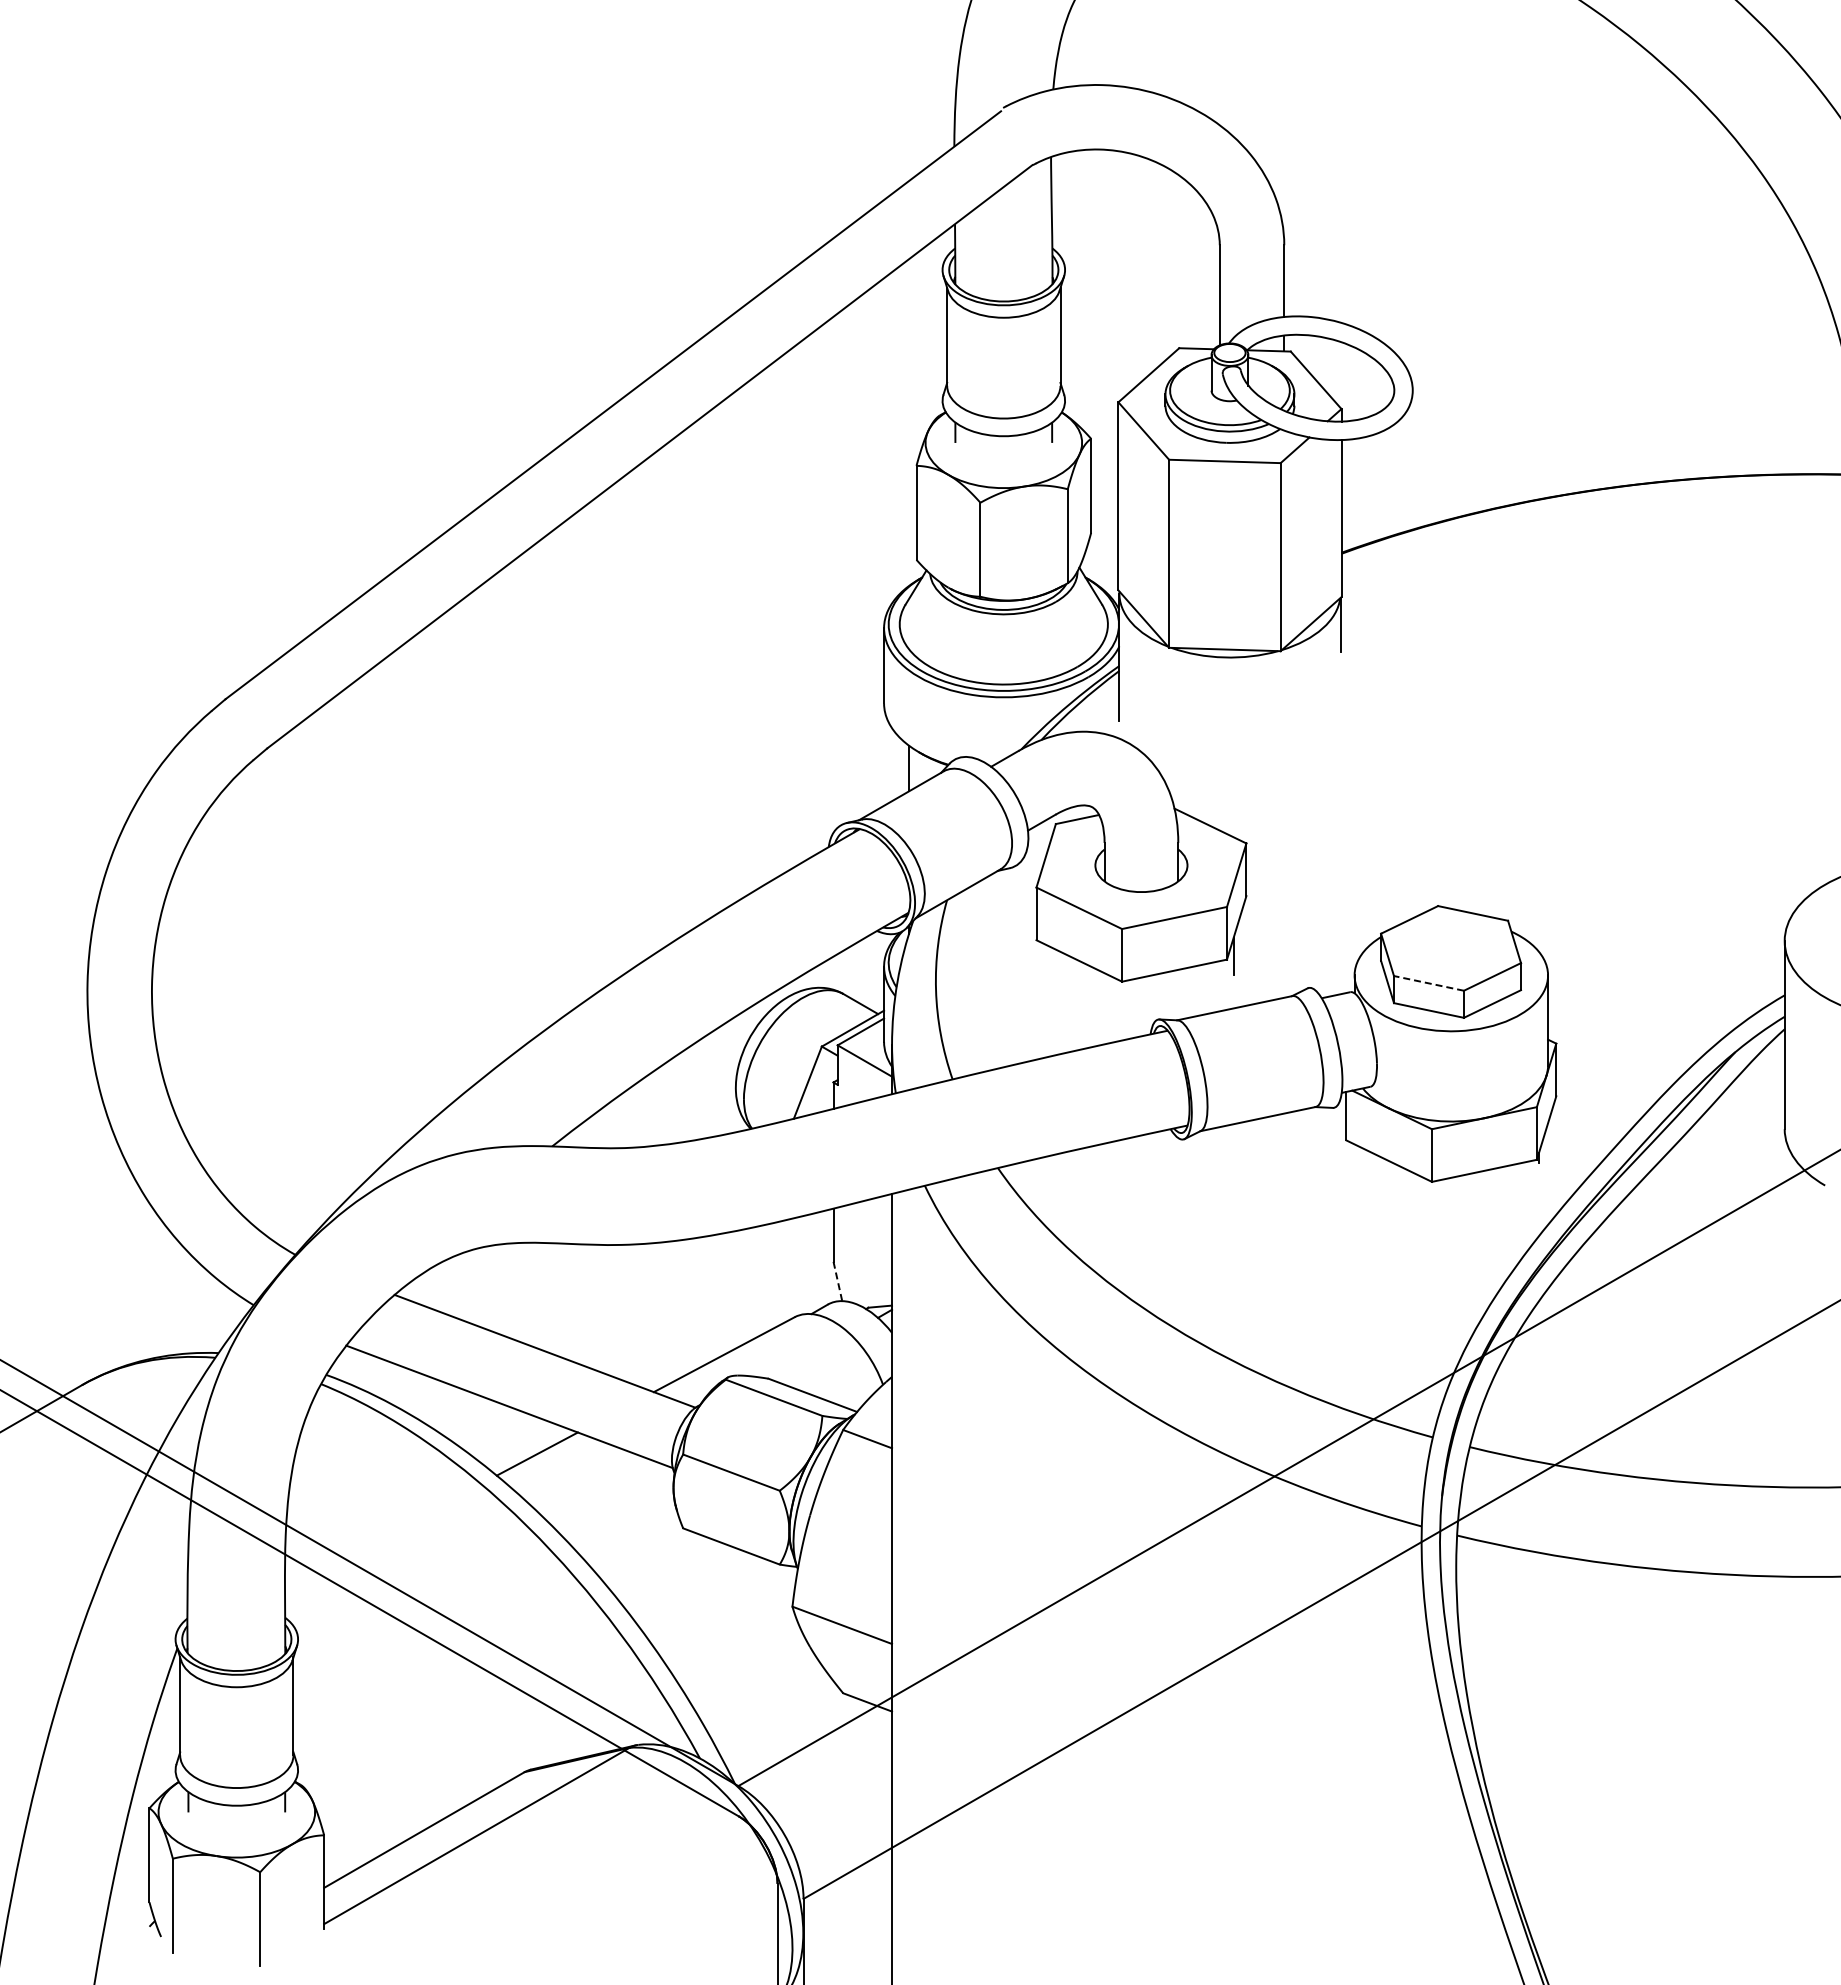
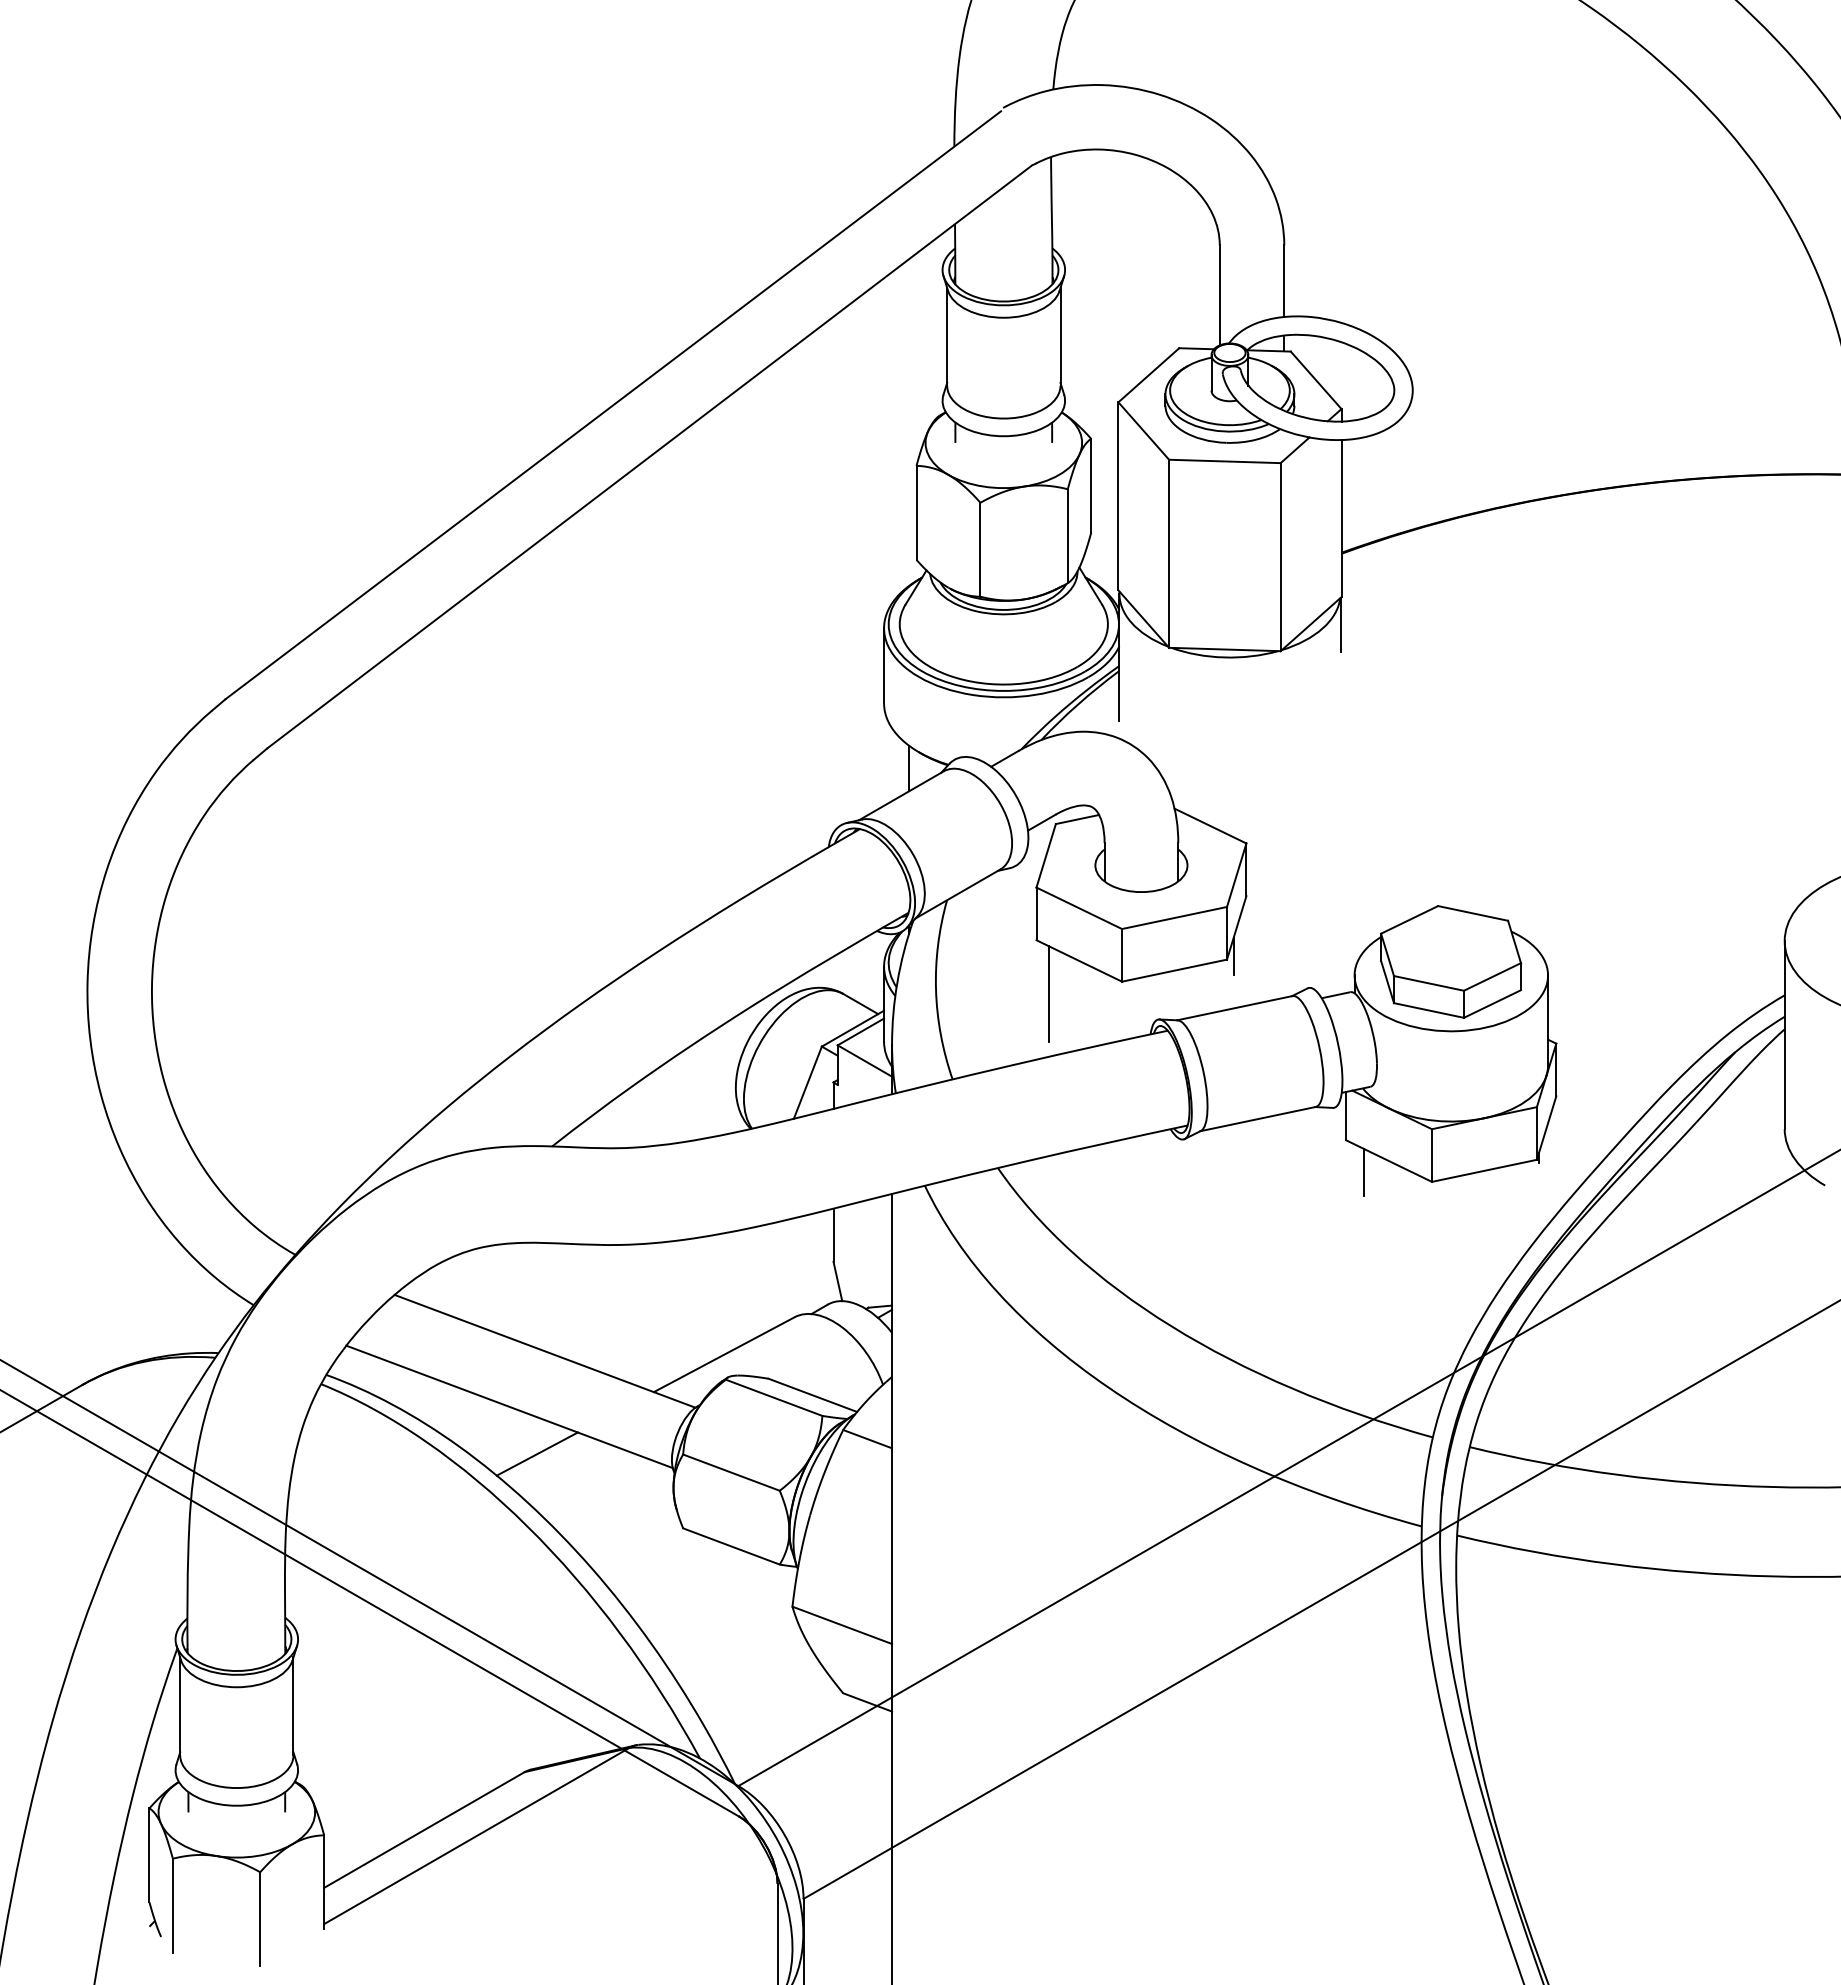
line: dashed -> solid (1428, 983)
line: none -> present (1049, 993)
line: none -> present (1363, 1172)
line: dashed -> solid (837, 1281)
